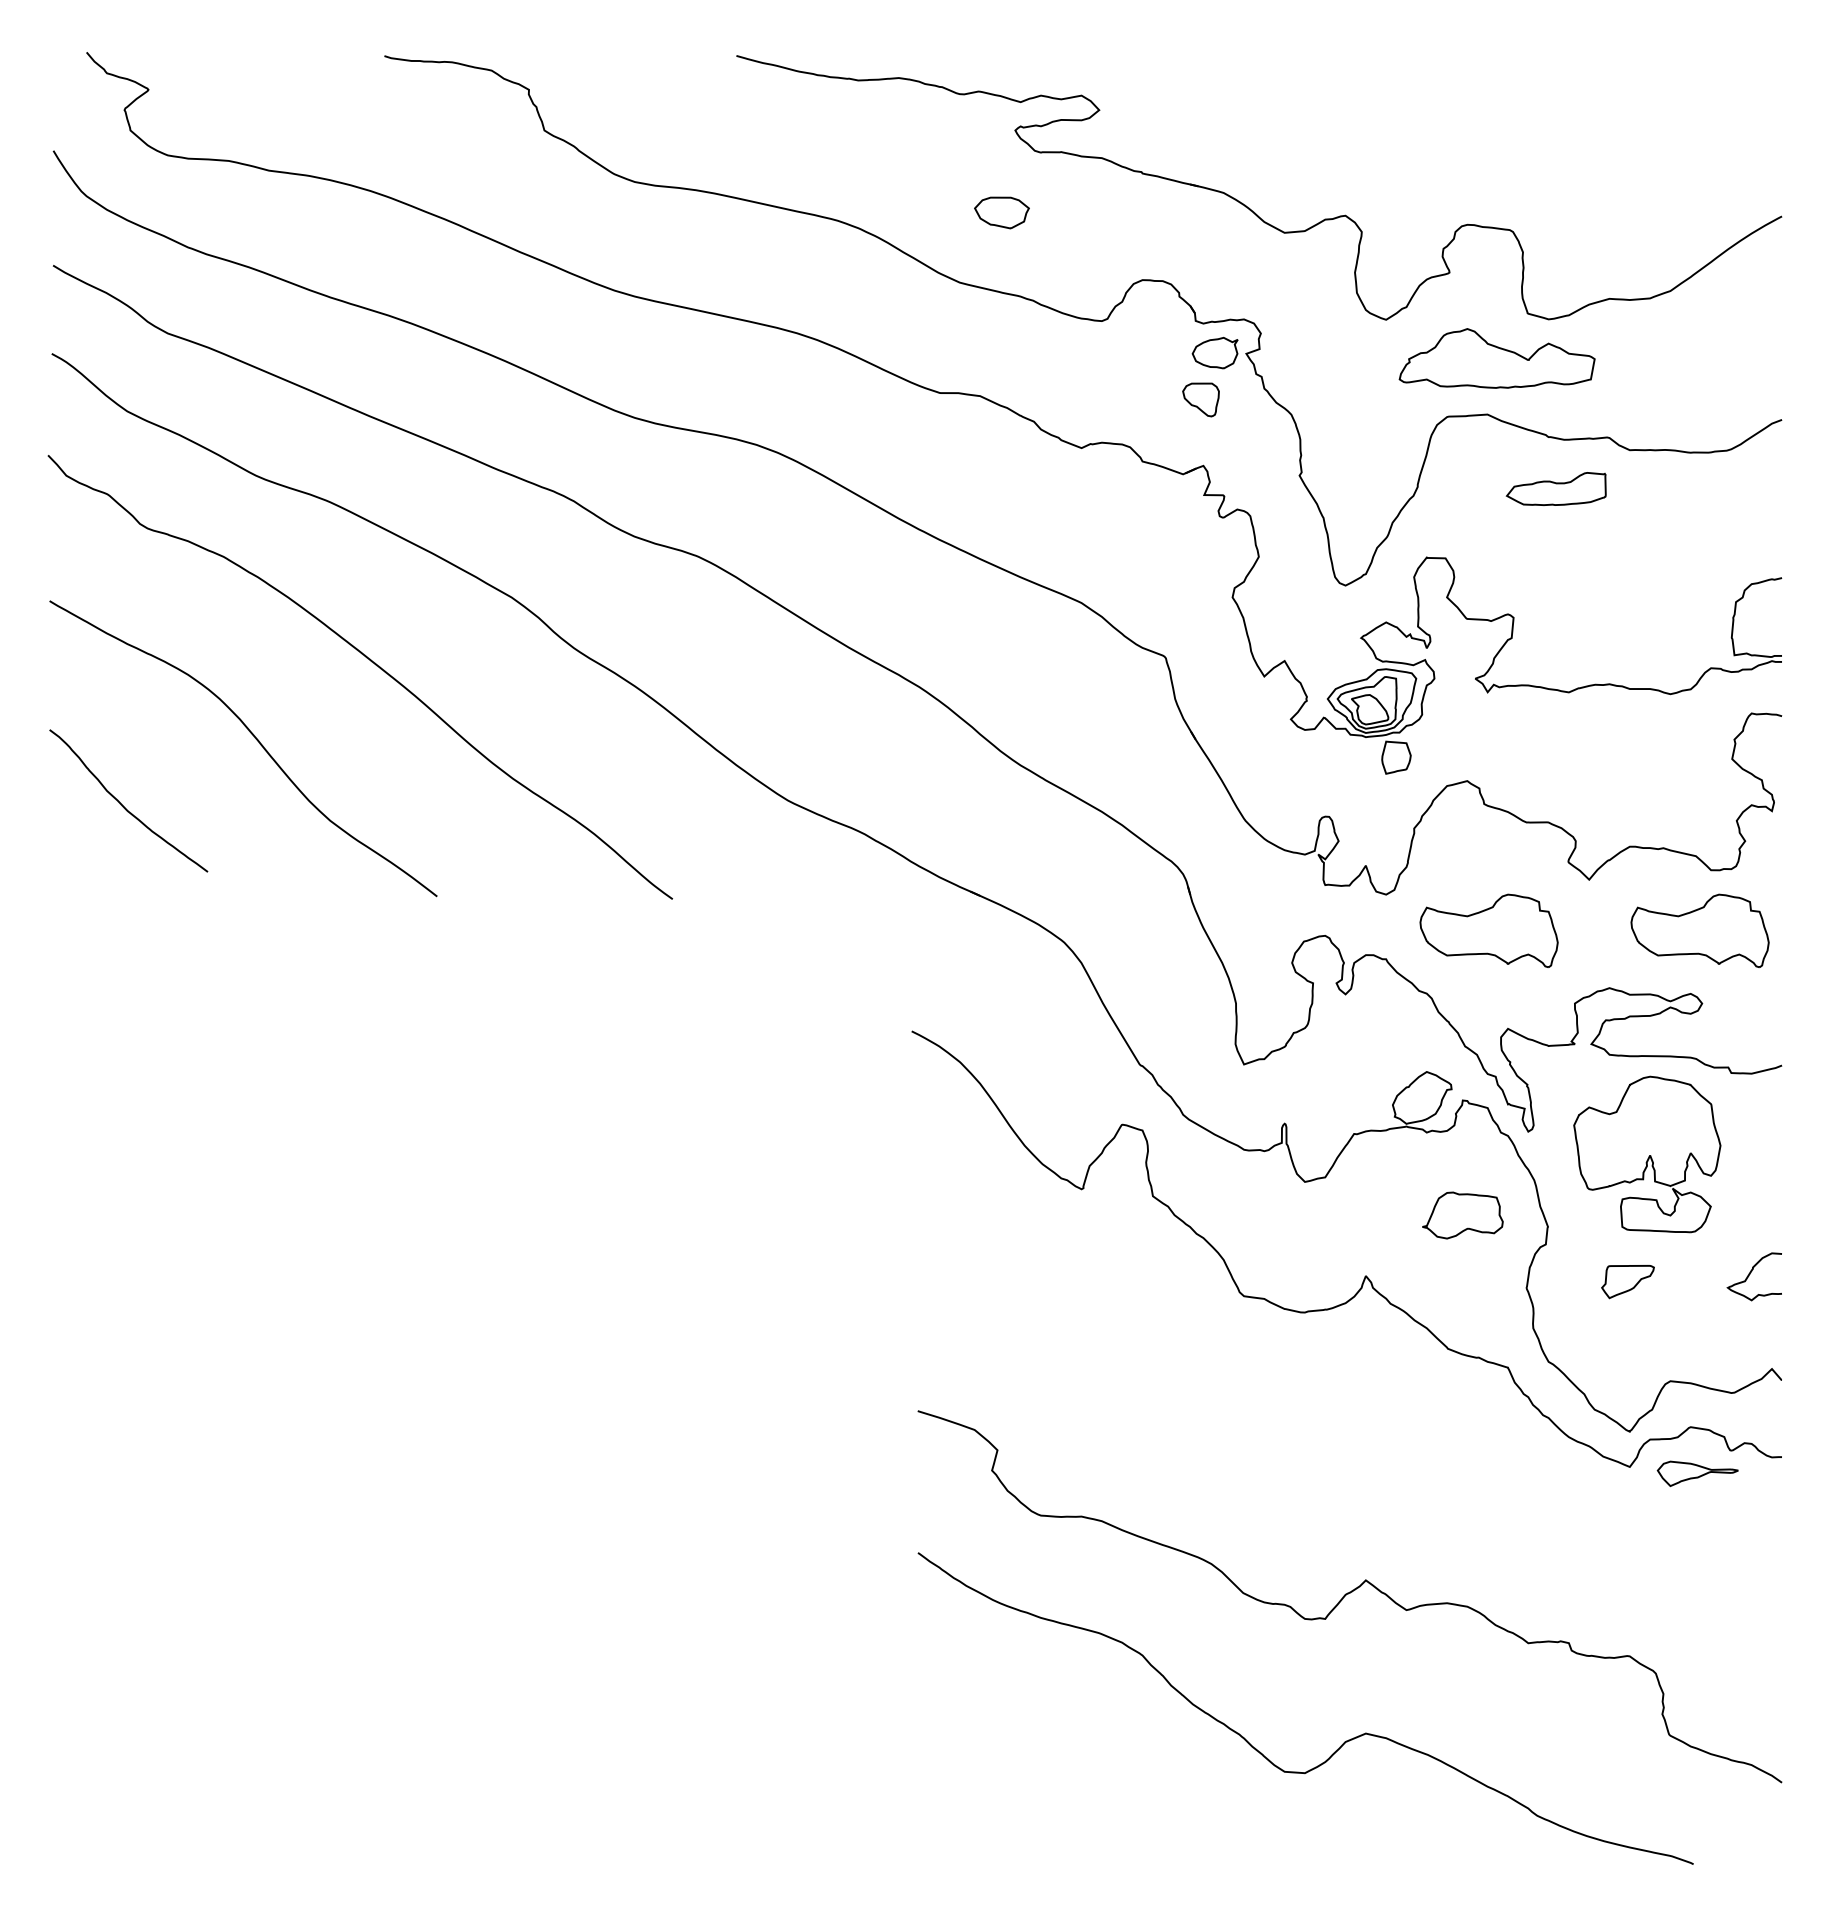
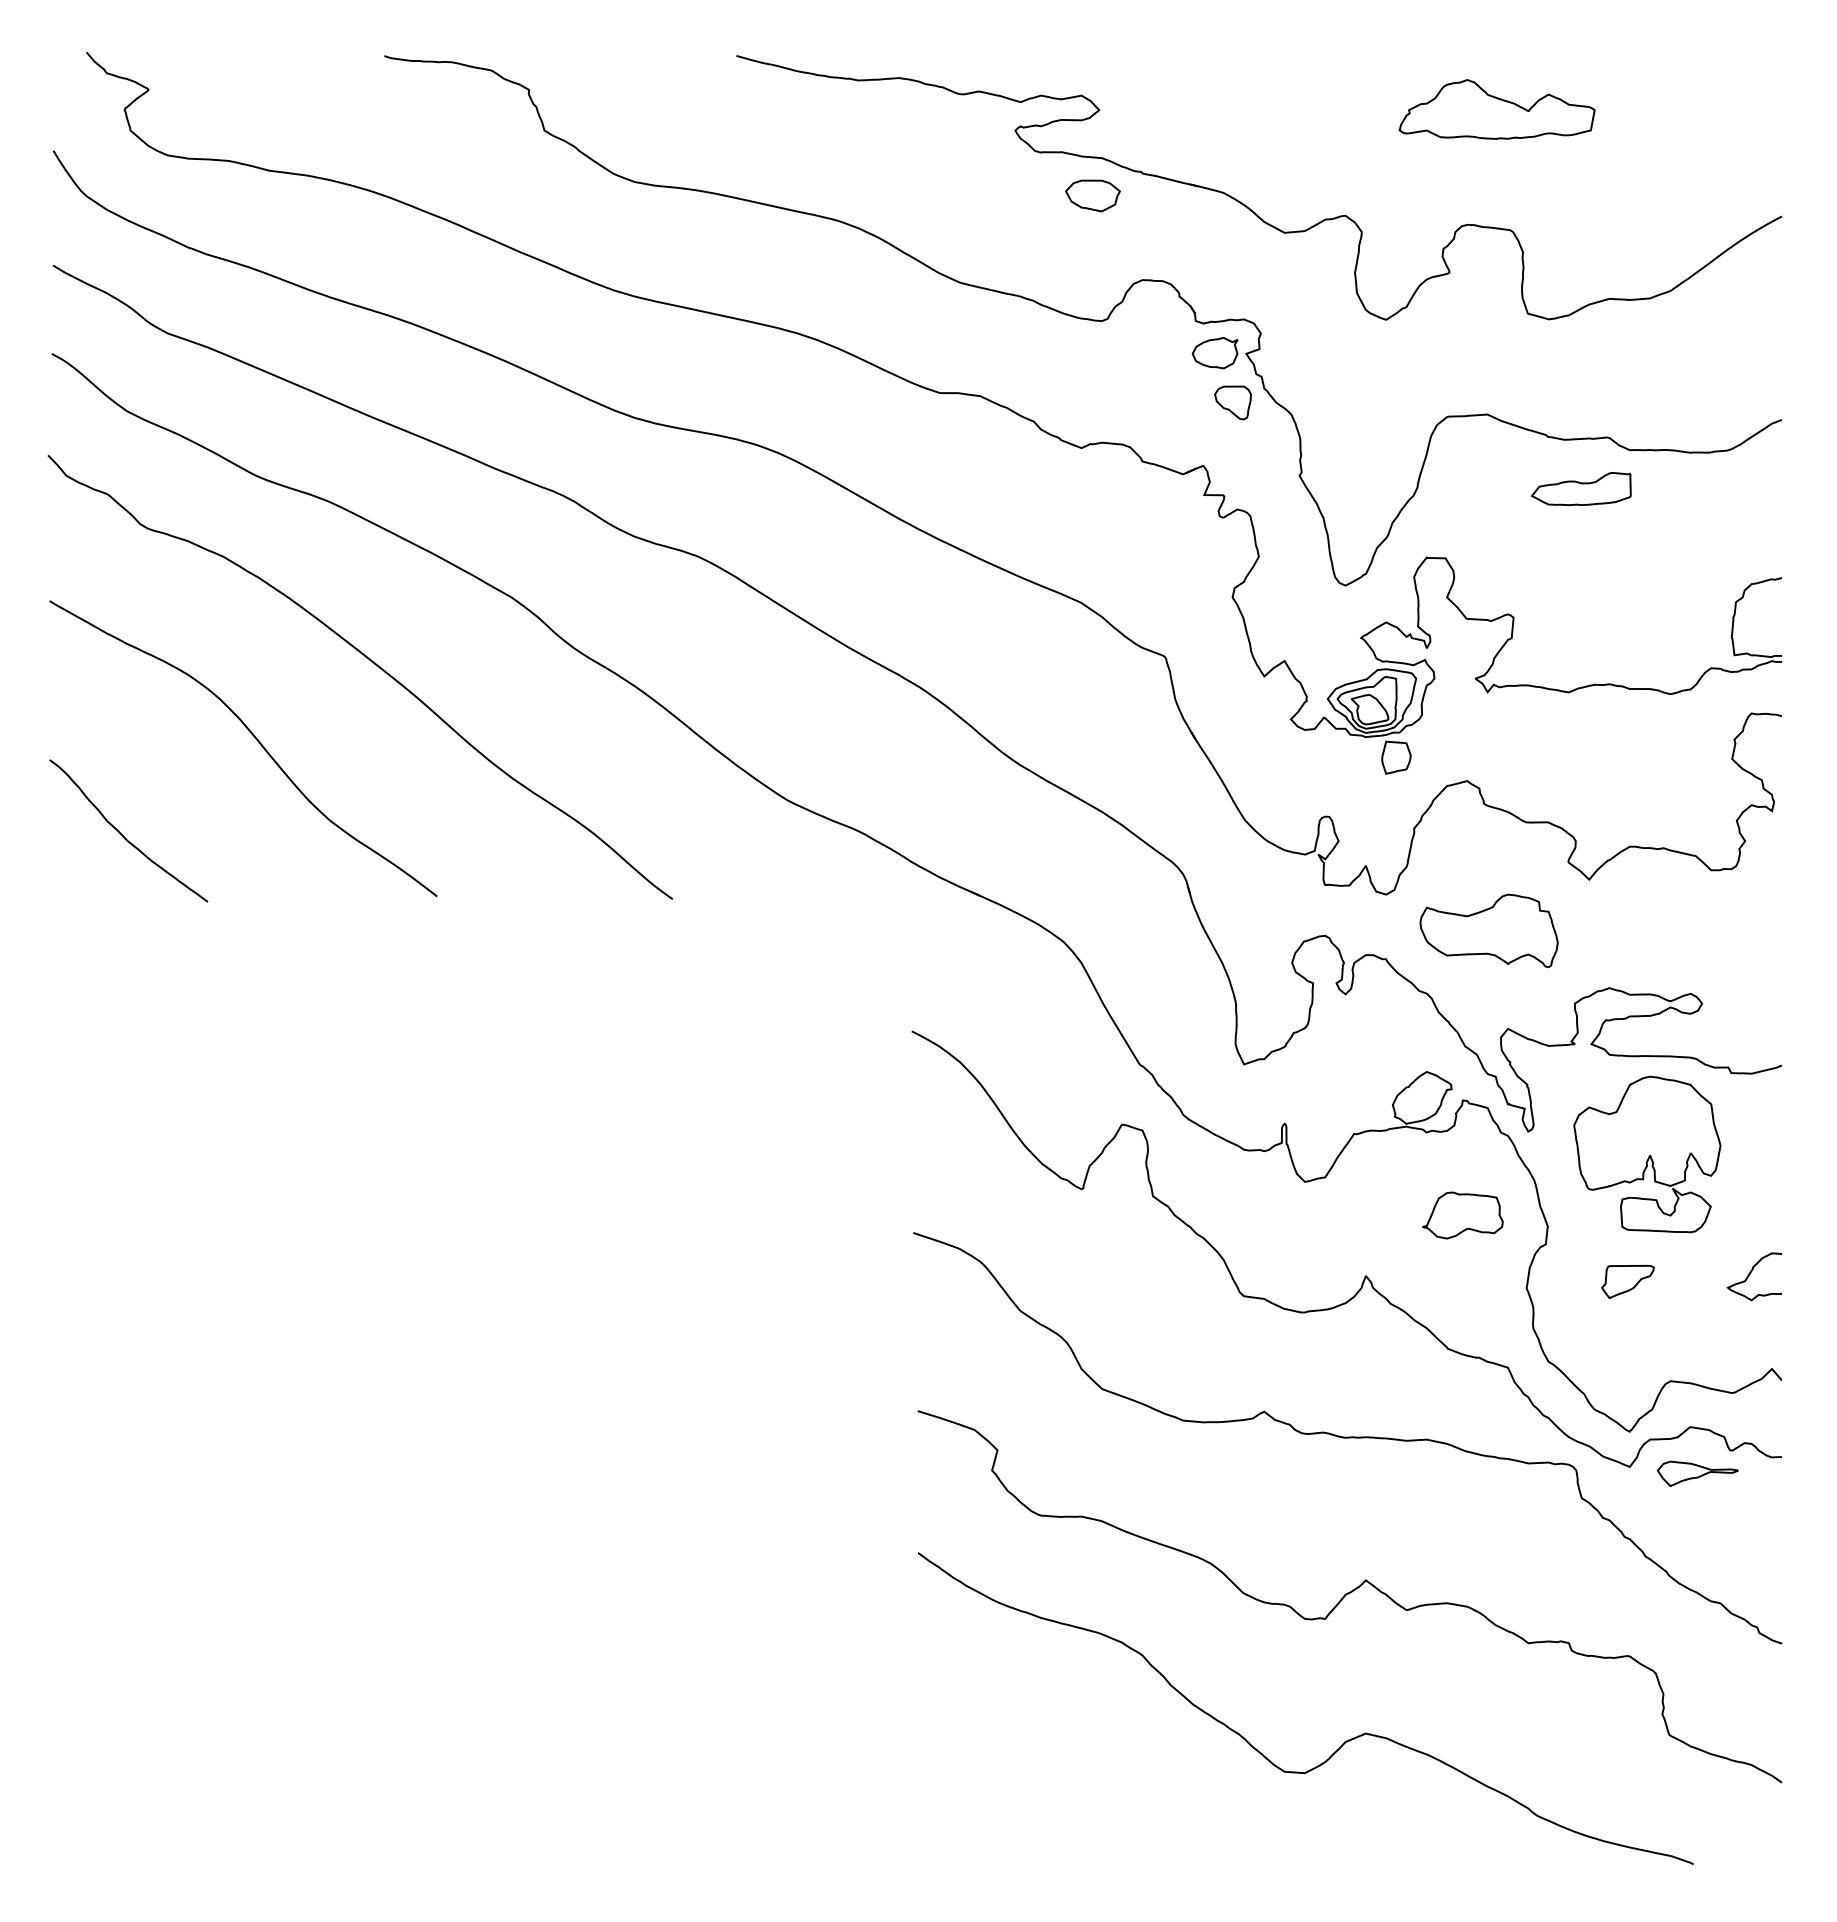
part position: (1001, 212) -> (1092, 195) (1092, 195)
part position: (1496, 358) -> (1496, 109) (1496, 109)
part position: (1200, 399) -> (1232, 402) (1232, 402)
part position: (1555, 488) -> (1580, 488) (1580, 488)
curve position: (123, 805) -> (123, 835) (123, 835)
part: present -> none (1699, 930)
curve: none -> present (1347, 1438)
